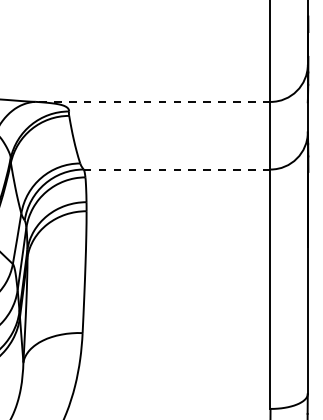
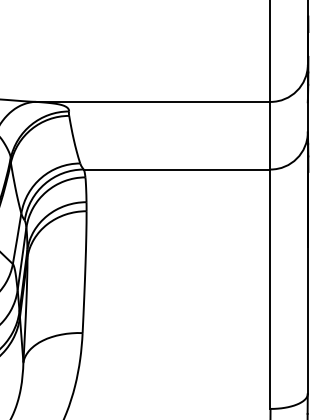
line: dashed -> solid (152, 101)
line: dashed -> solid (176, 169)
